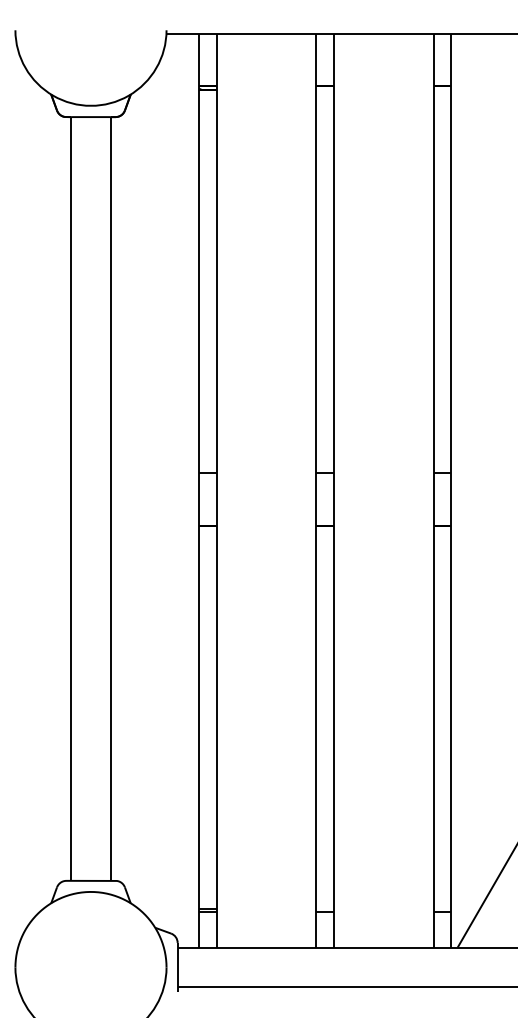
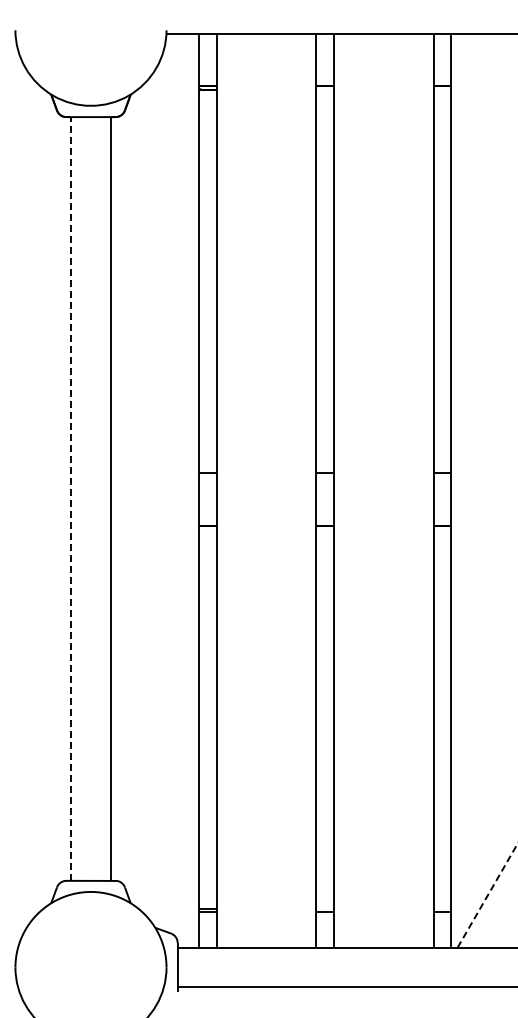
line: solid -> dashed (71, 498)
line: solid -> dashed (487, 895)
